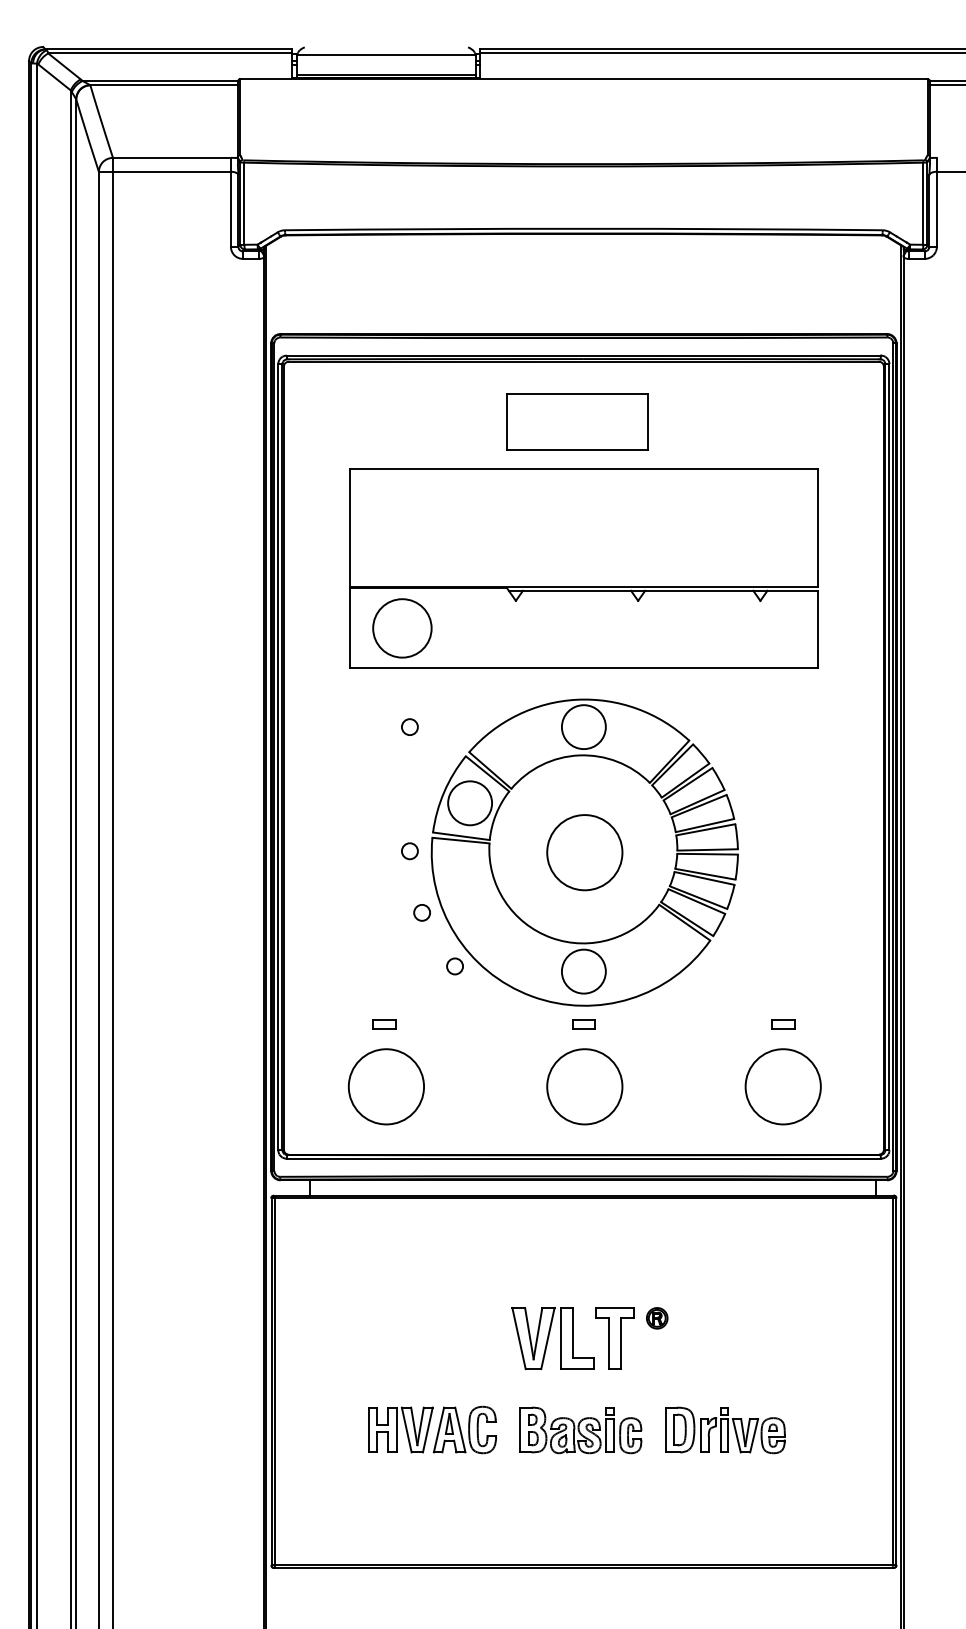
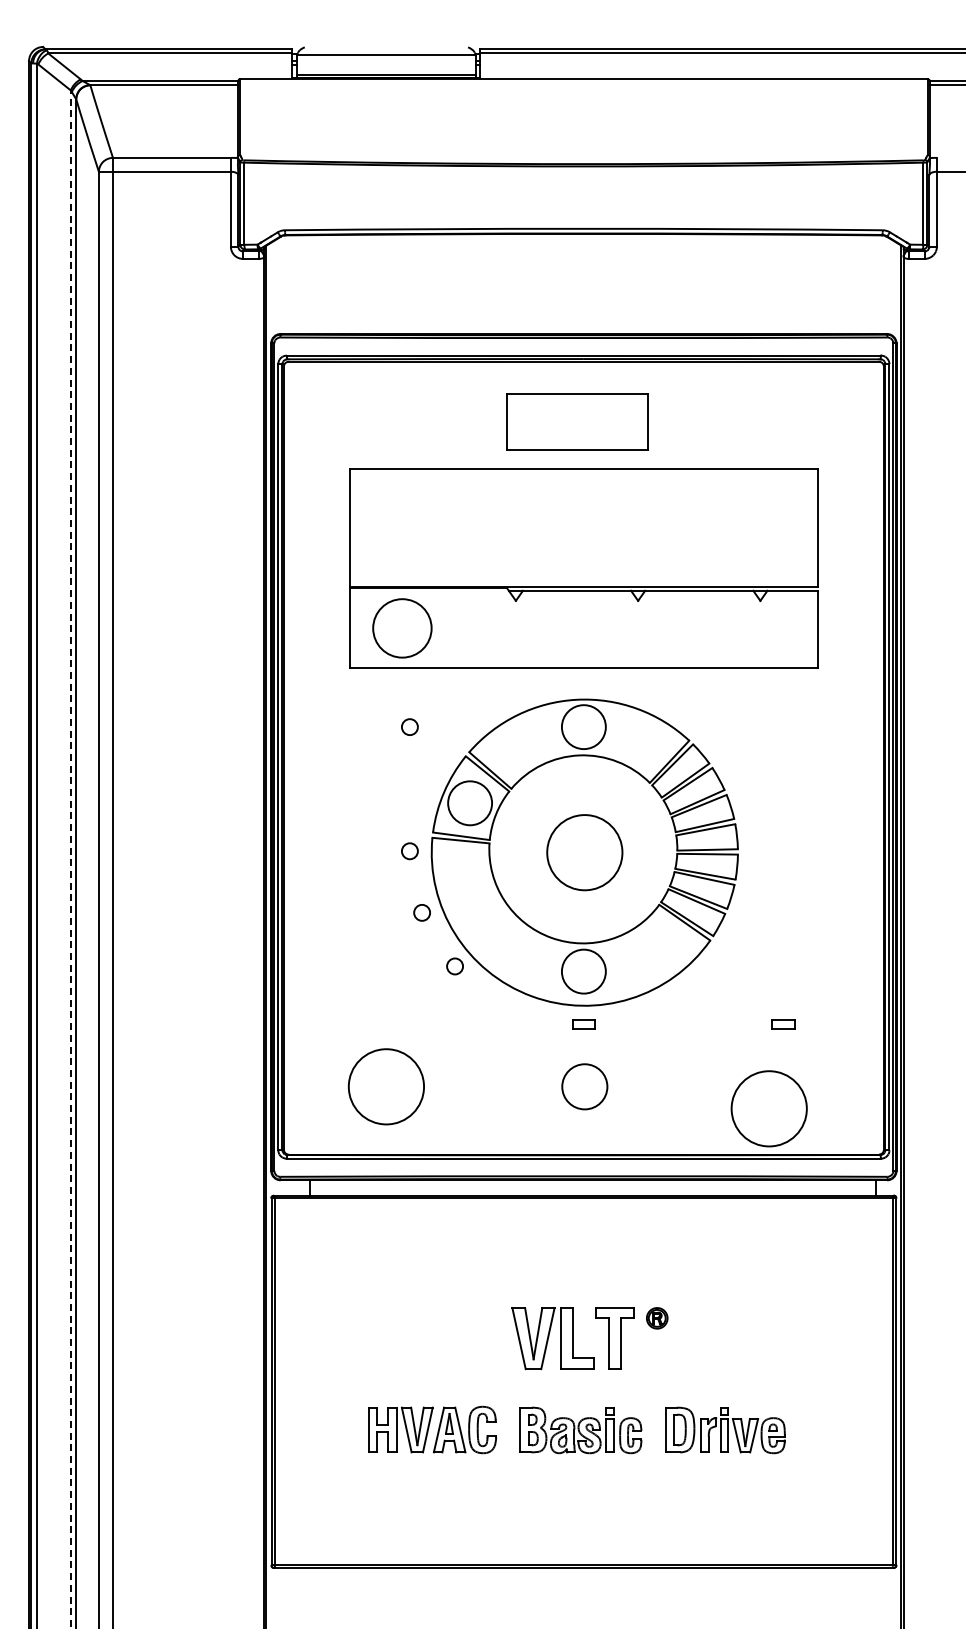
line: solid -> dashed (70, 859)
part: present -> none (384, 1024)
circle diameter: 75 px -> 45 px (584, 1086)
circle position: (782, 1086) -> (768, 1108) (768, 1108)
